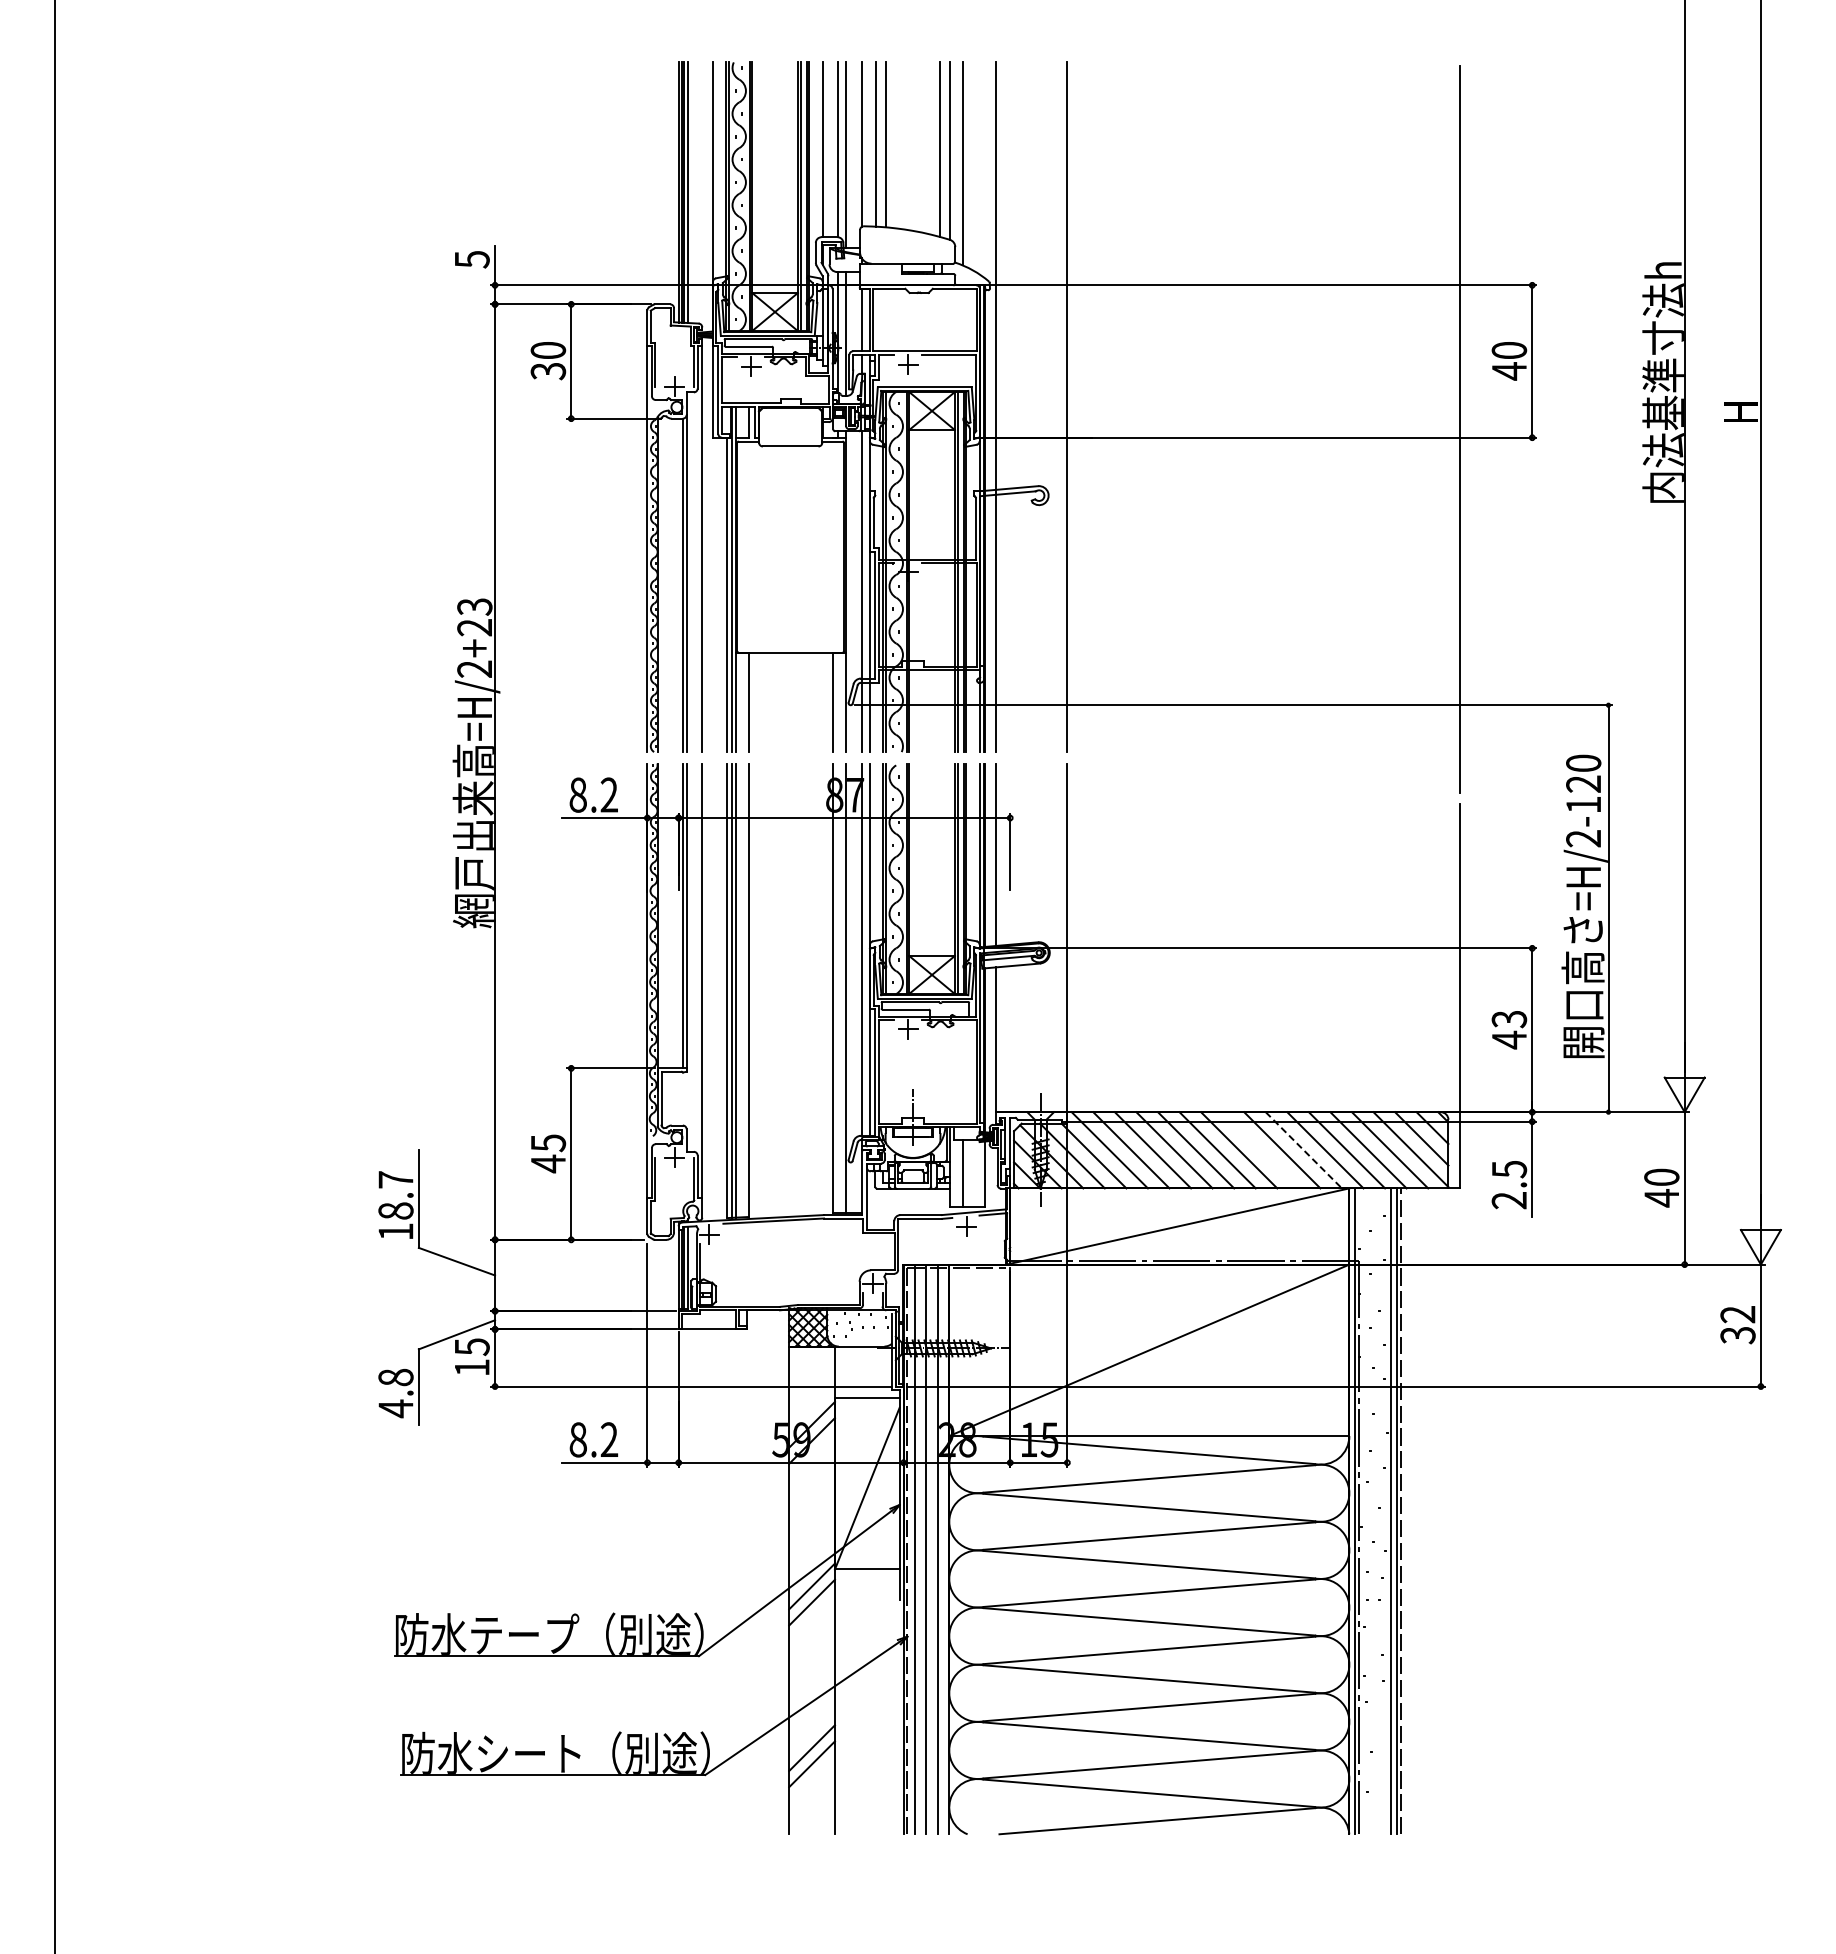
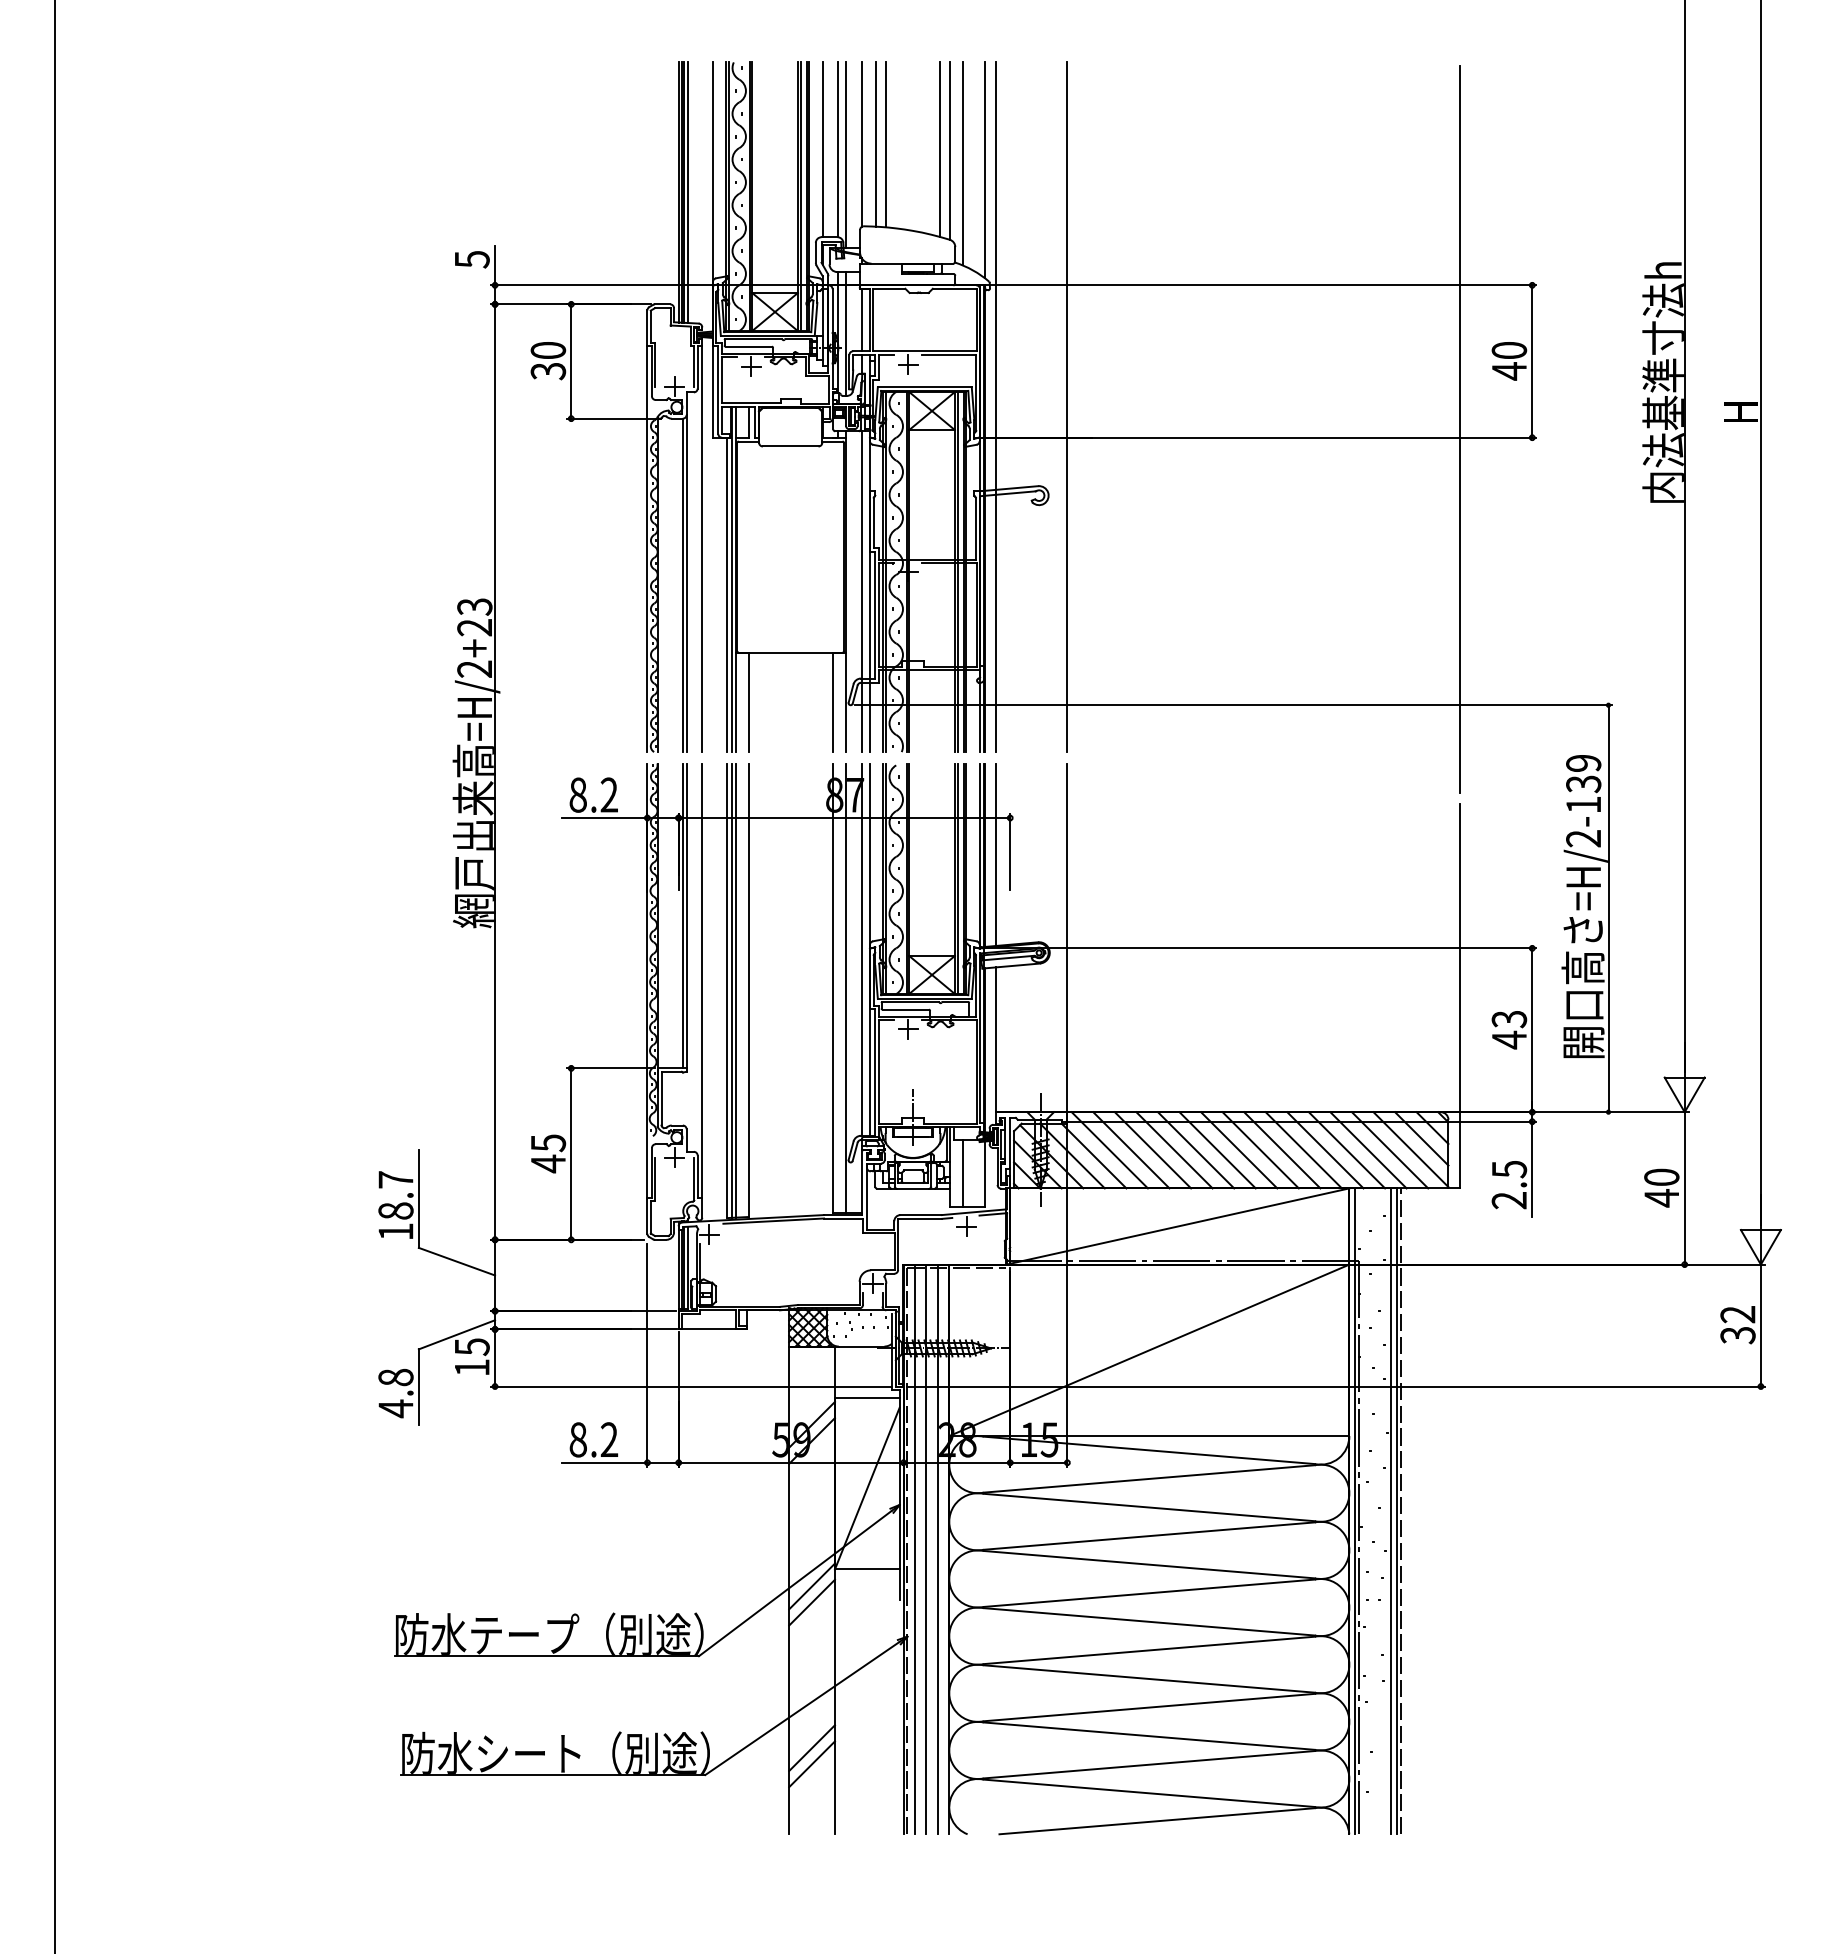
line: none -> present (985, 170)
text: =H/2-120 -> =H/2-139 (1583, 773)
line: none -> present (1260, 1150)
line: dashed -> solid (1303, 1150)
